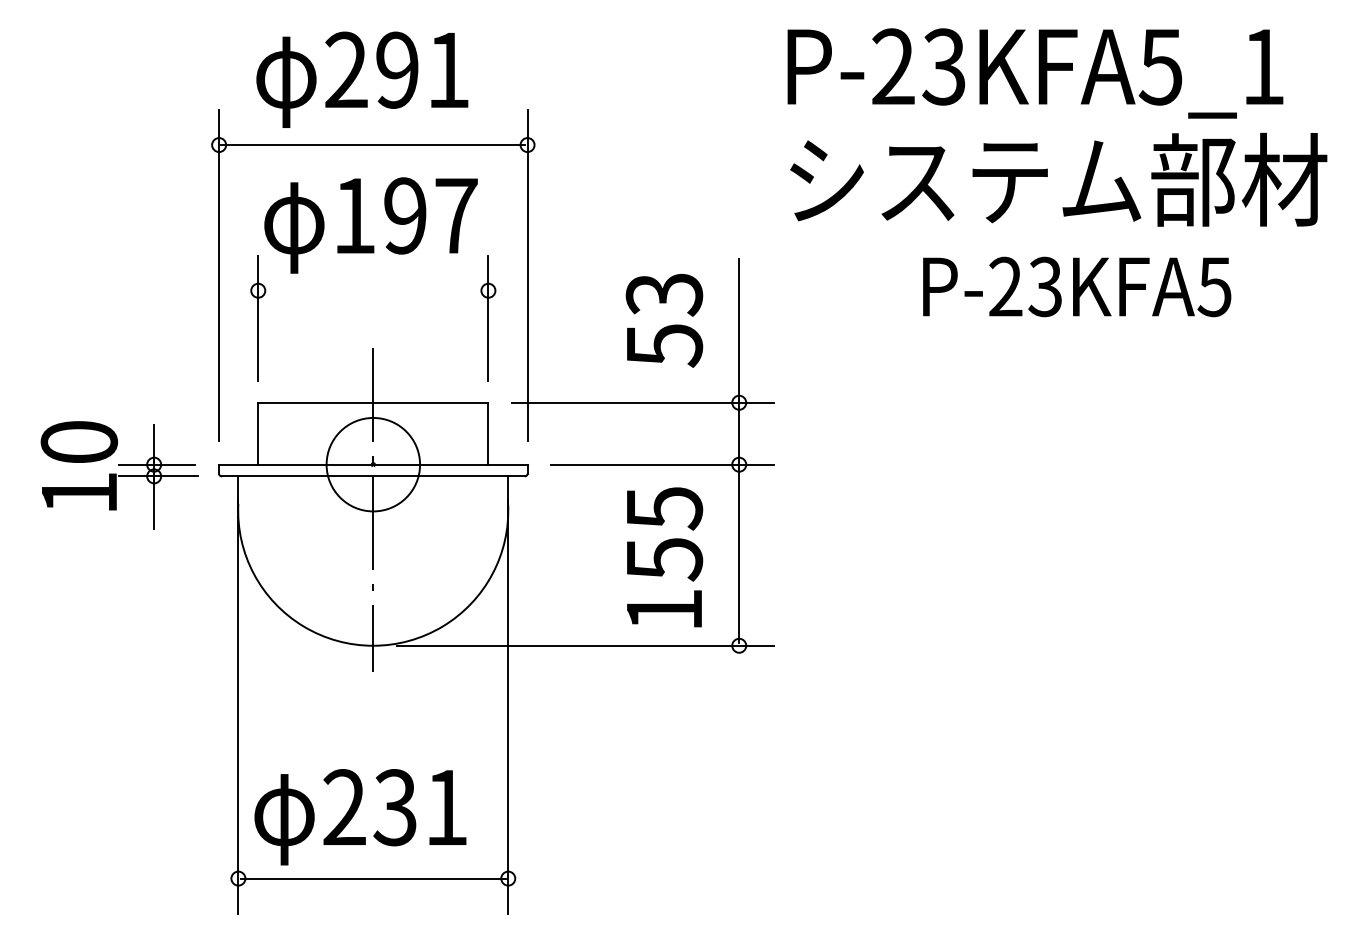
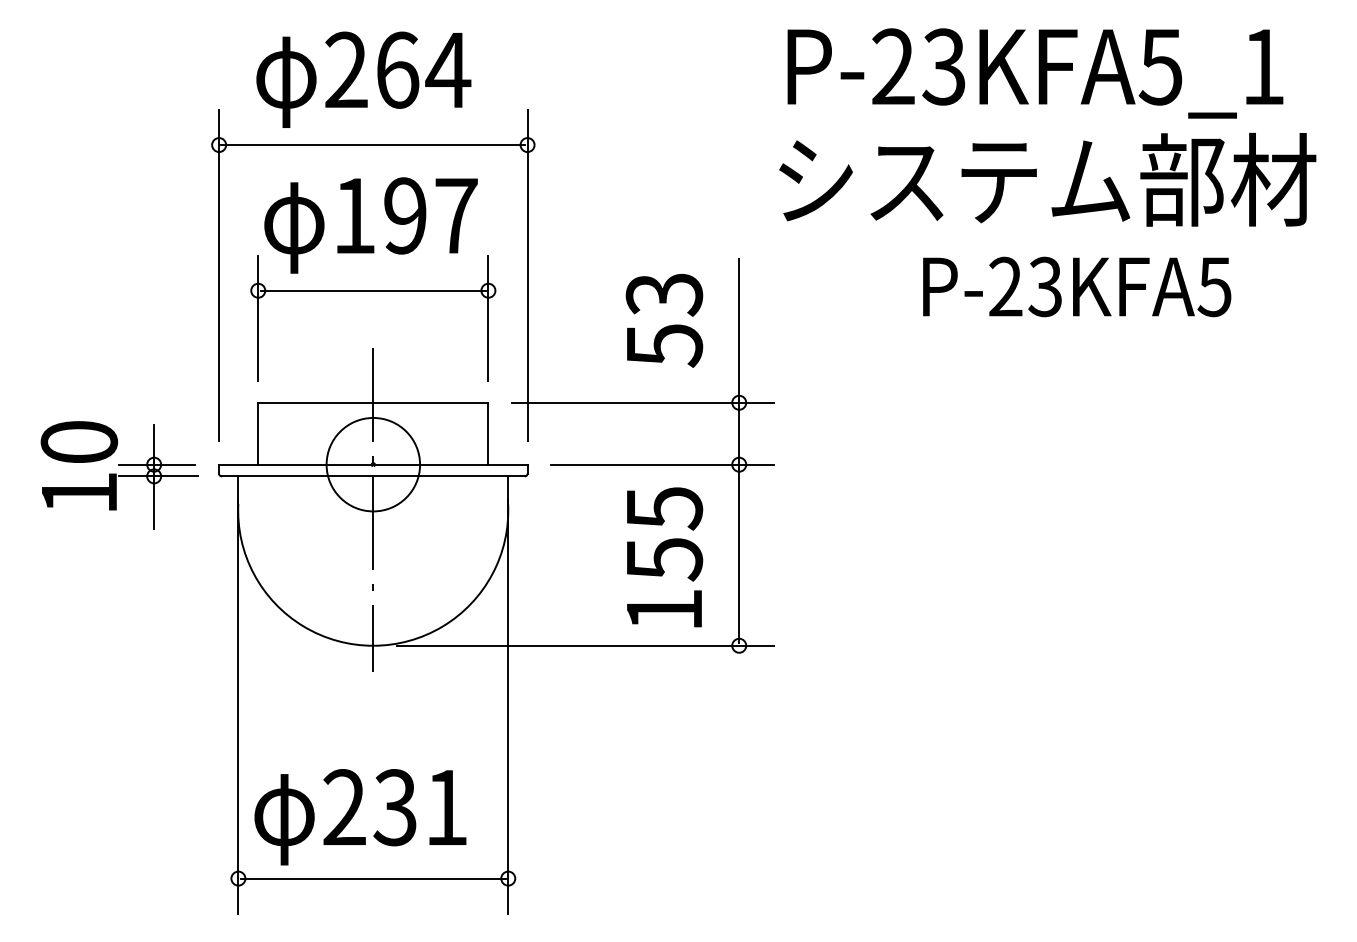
text: 291 -> 264 (423, 69)
text position: (1058, 179) -> (1047, 179) (1047, 179)
line: none -> present (373, 290)
